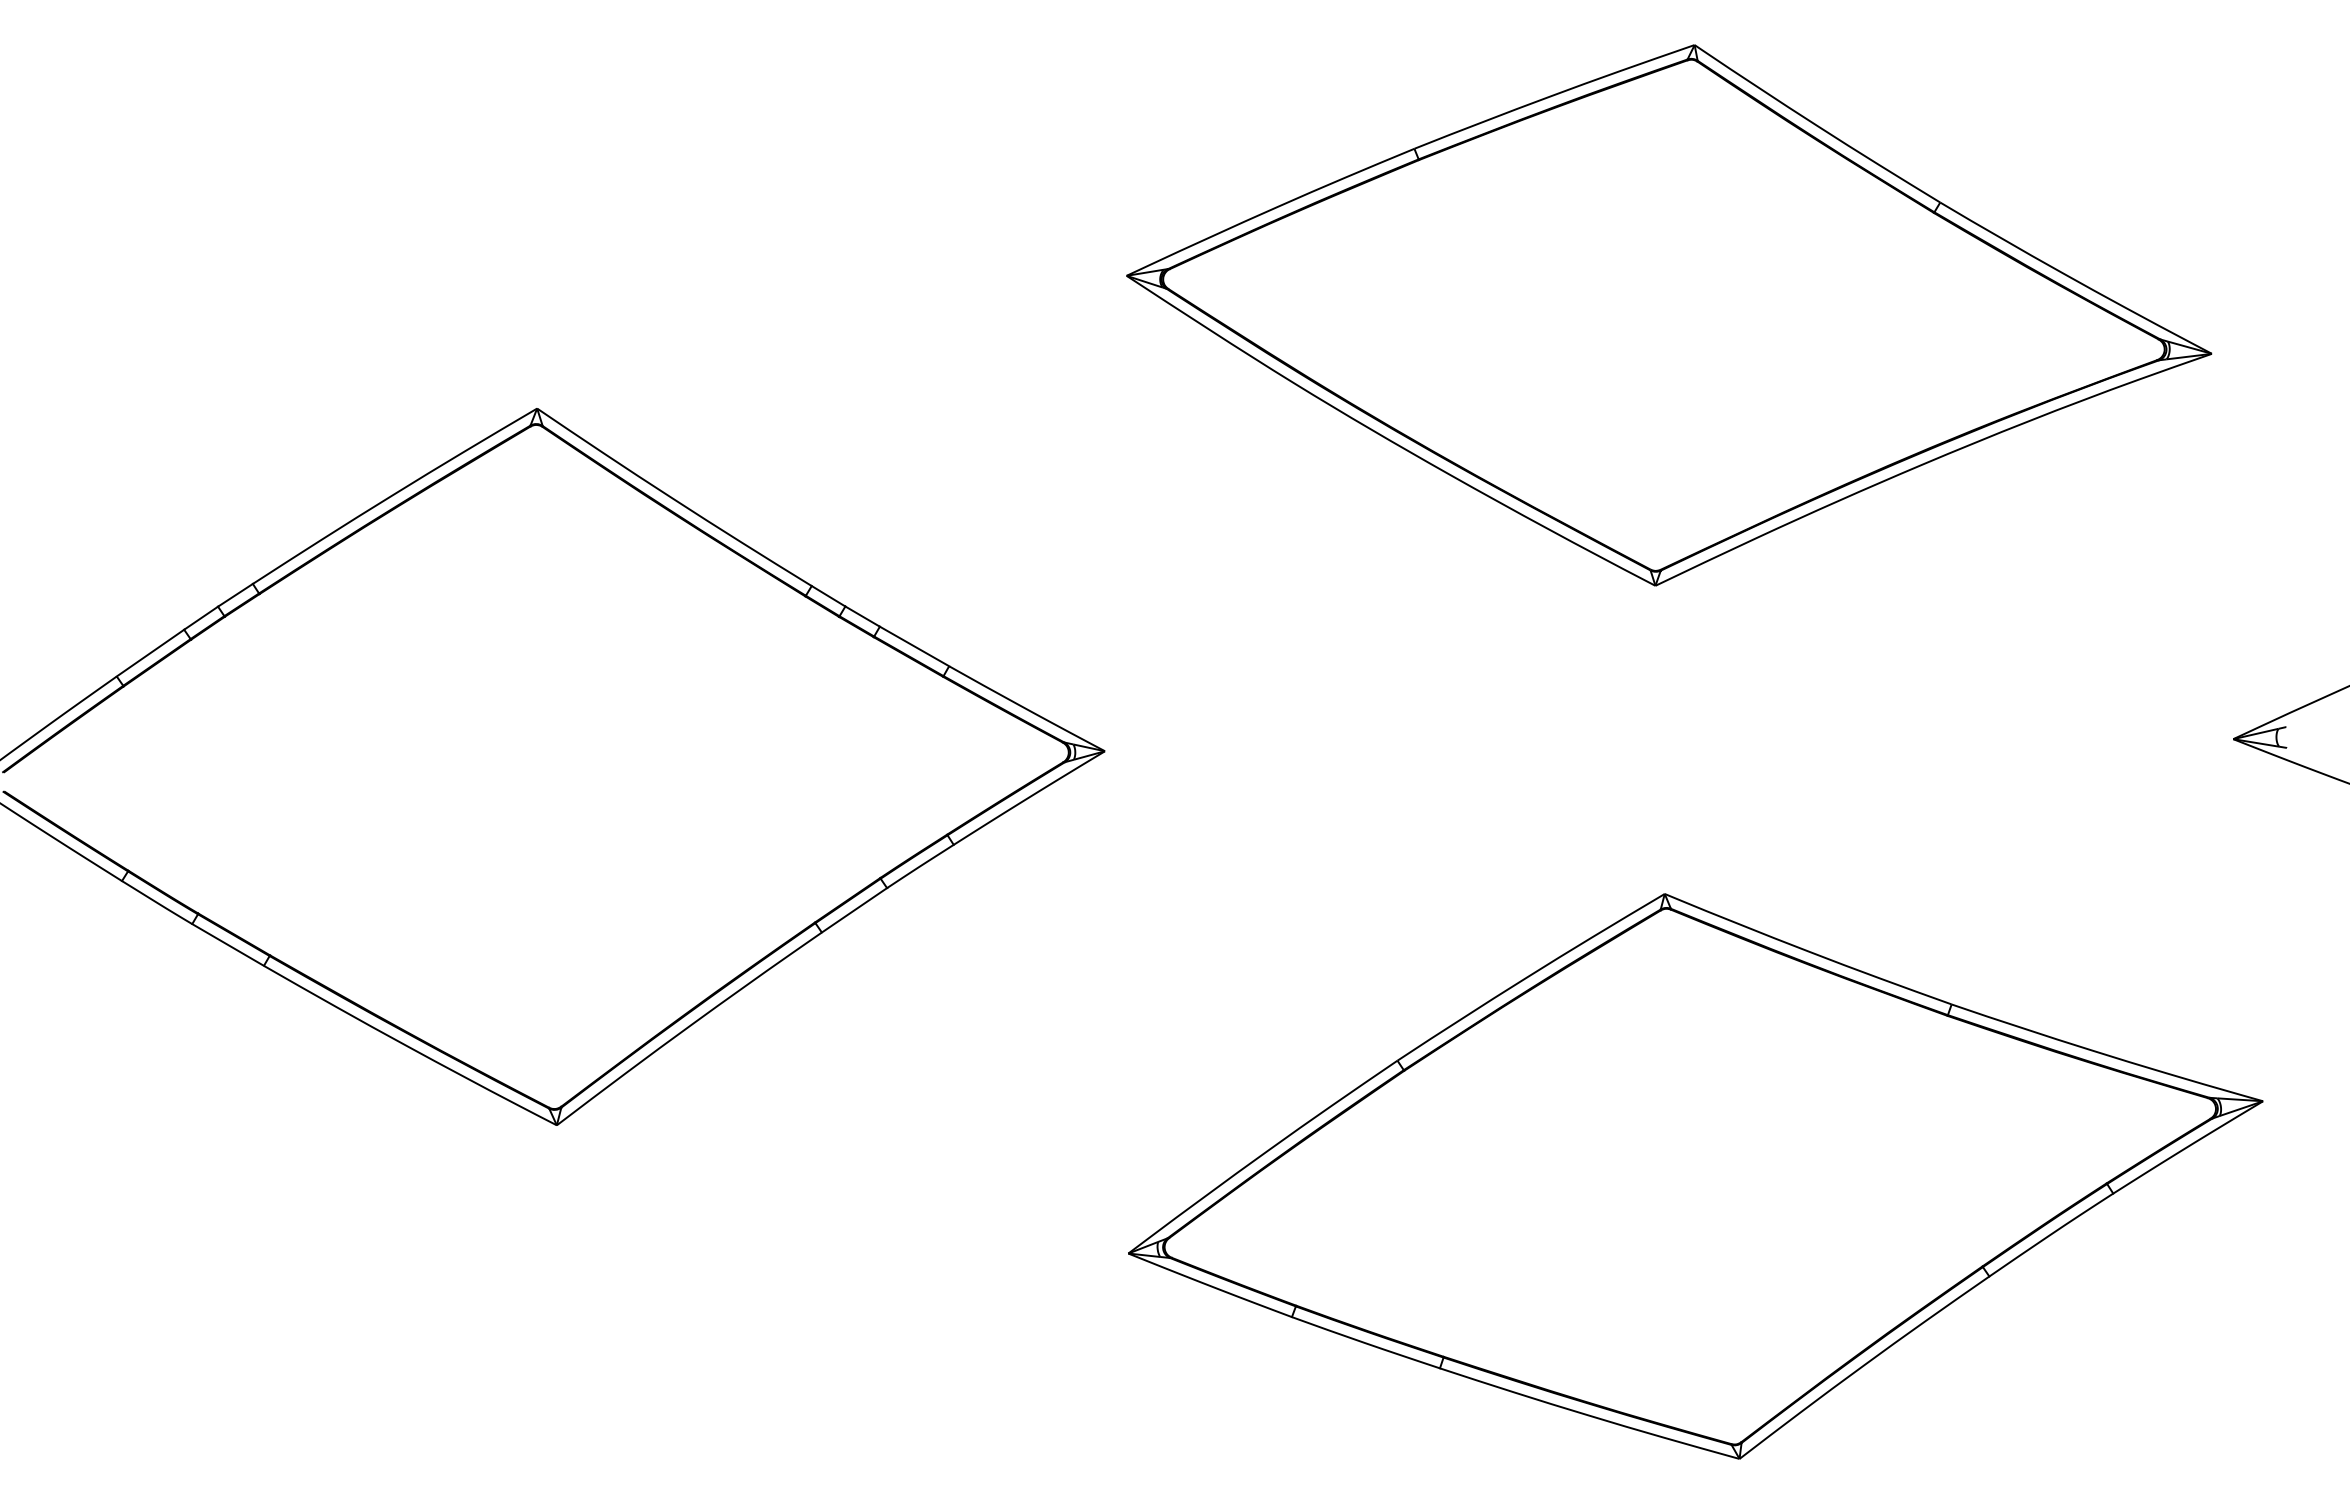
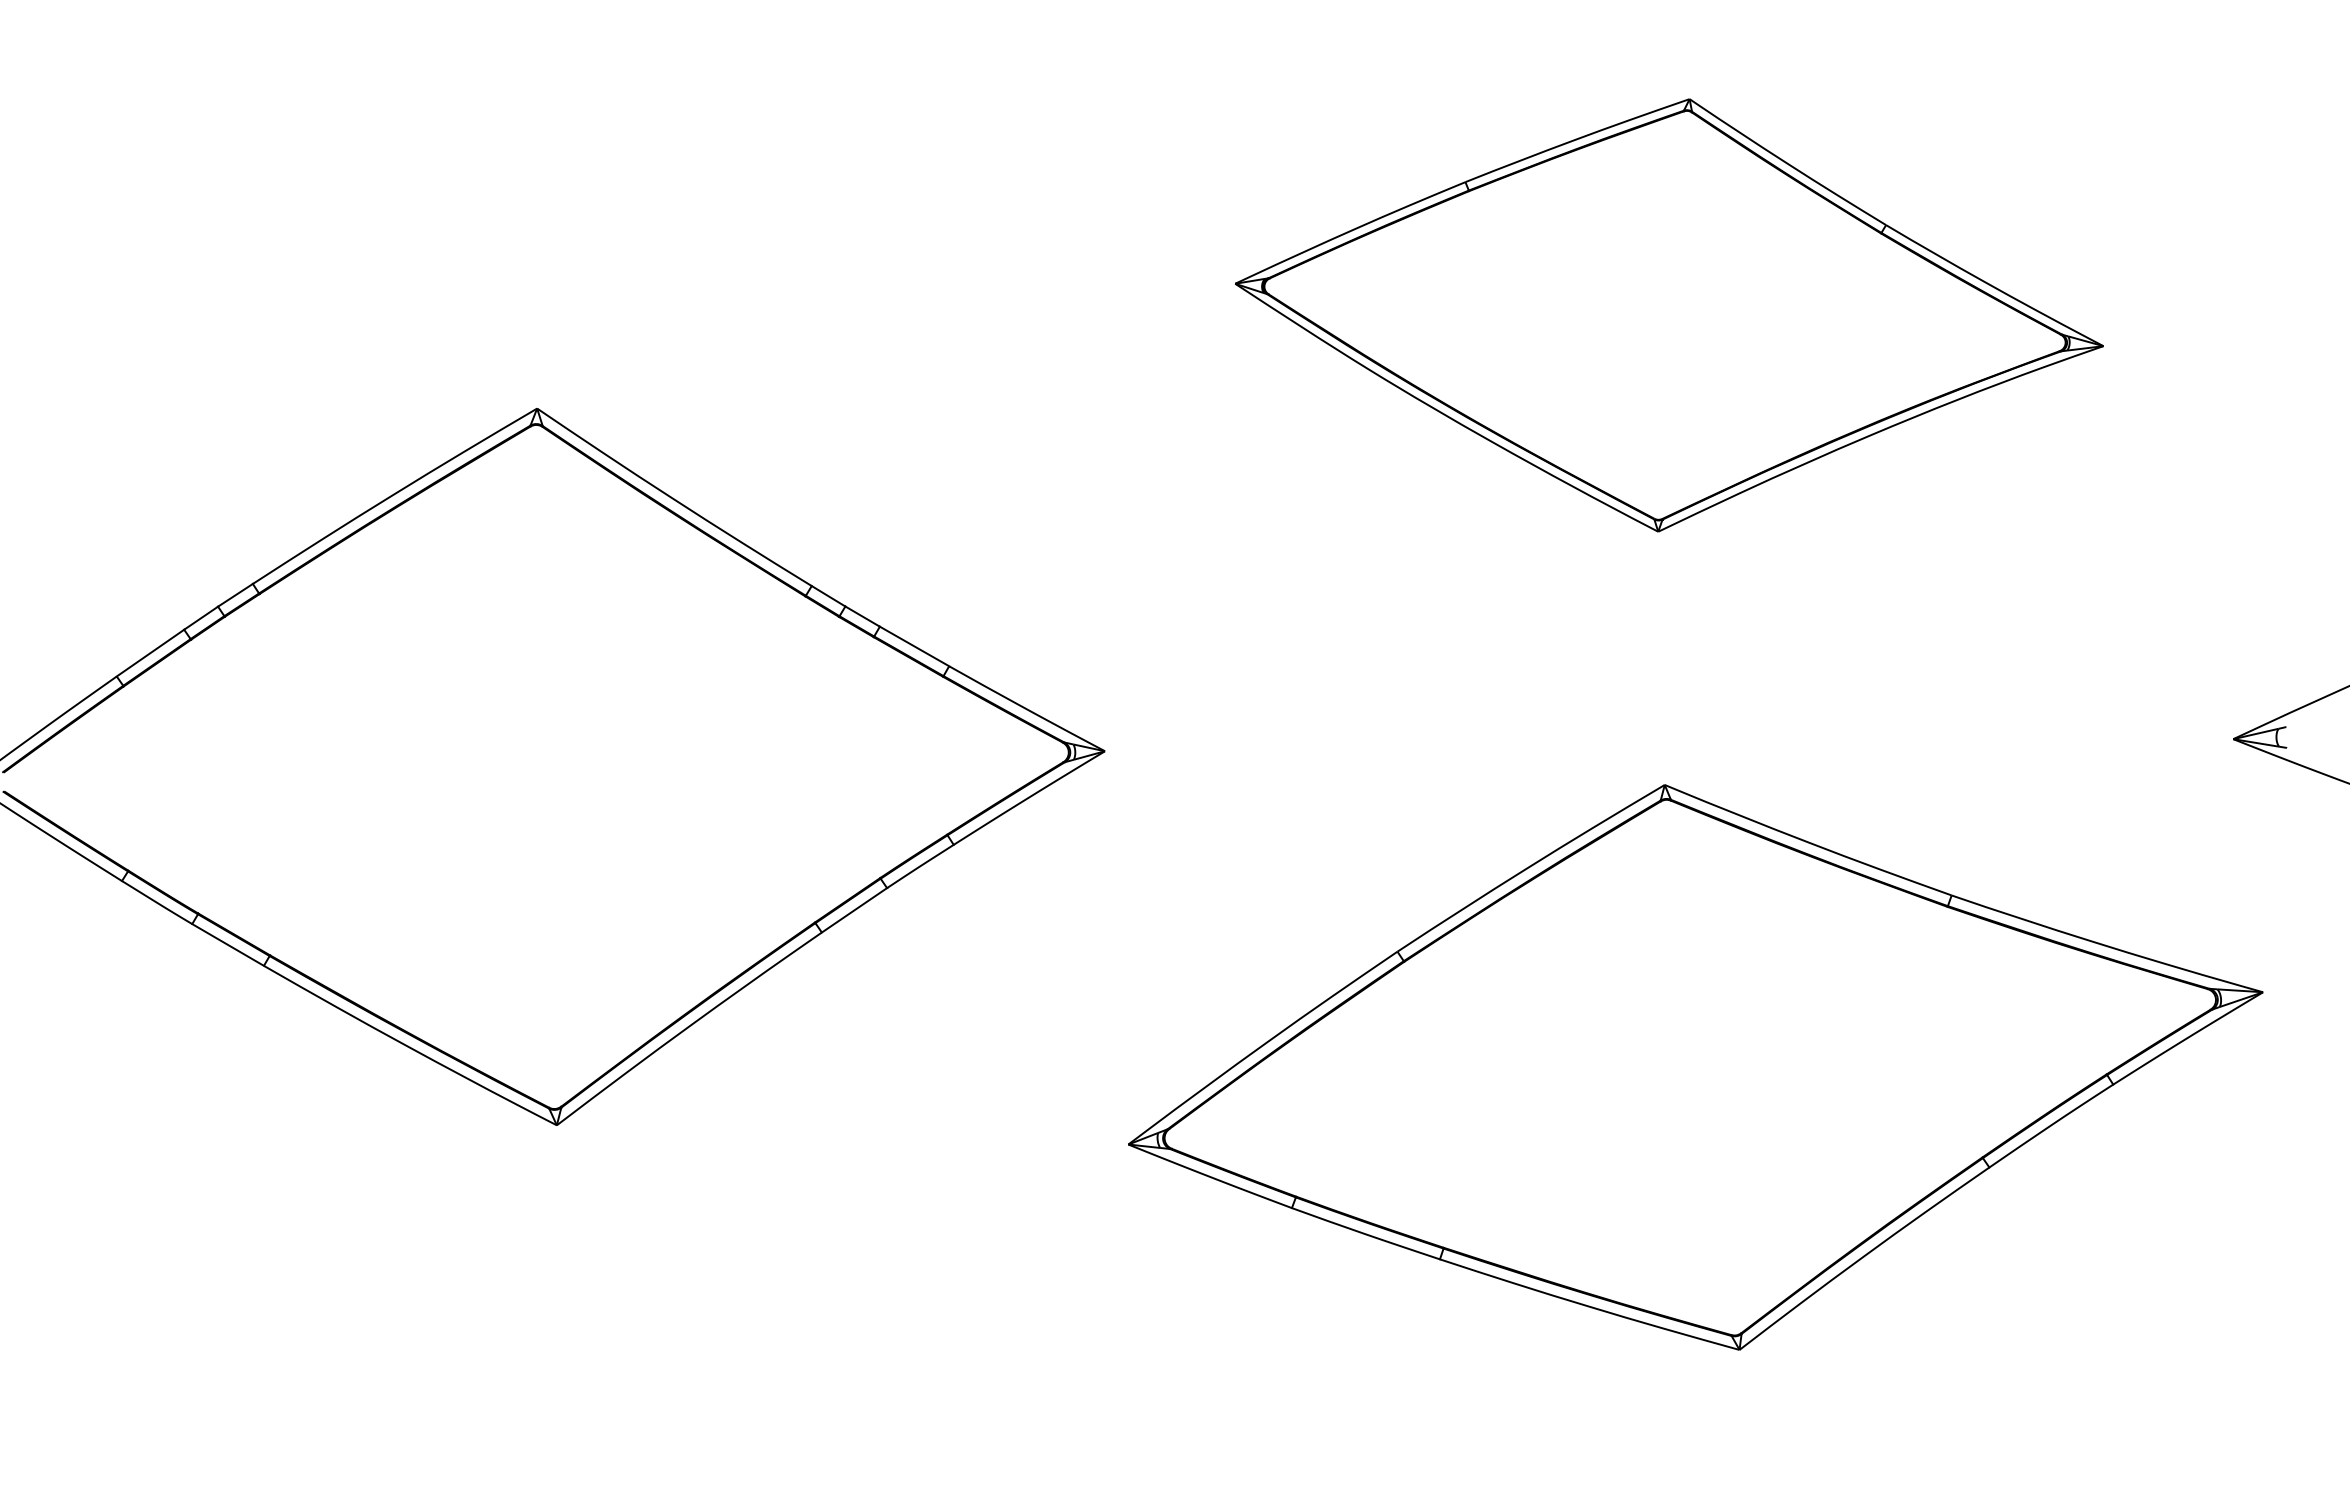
part size: 1087x543 px -> 869x435 px (1669, 315)
part position: (1695, 1176) -> (1695, 1067) (1695, 1067)
